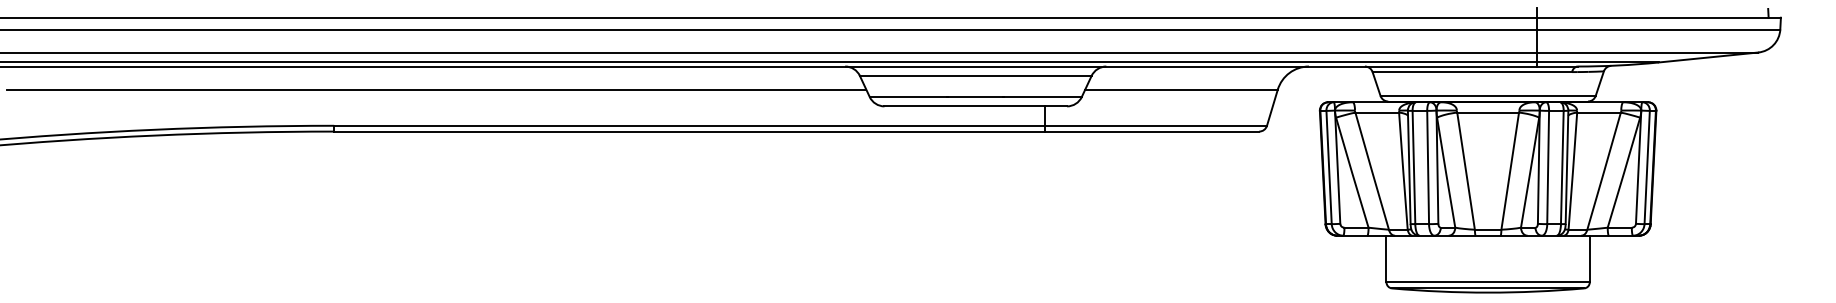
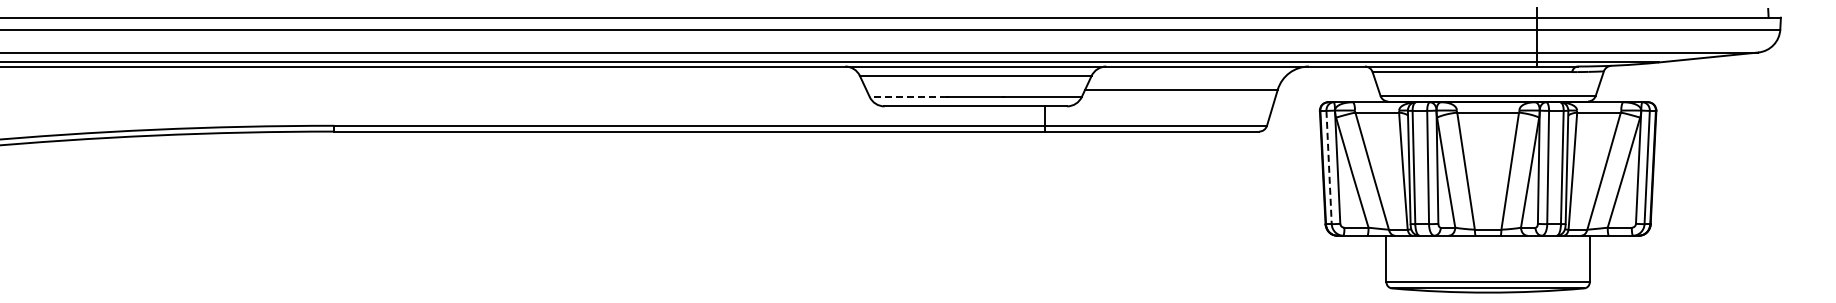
line: present -> none (436, 89)
line: solid -> dashed (908, 96)
line: solid -> dashed (1329, 167)
